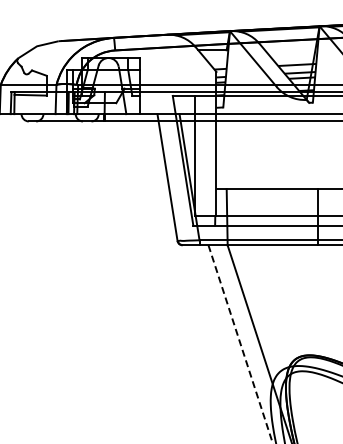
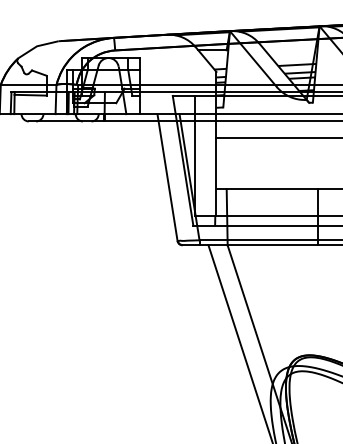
line: none -> present (277, 138)
line: dashed -> solid (240, 345)
